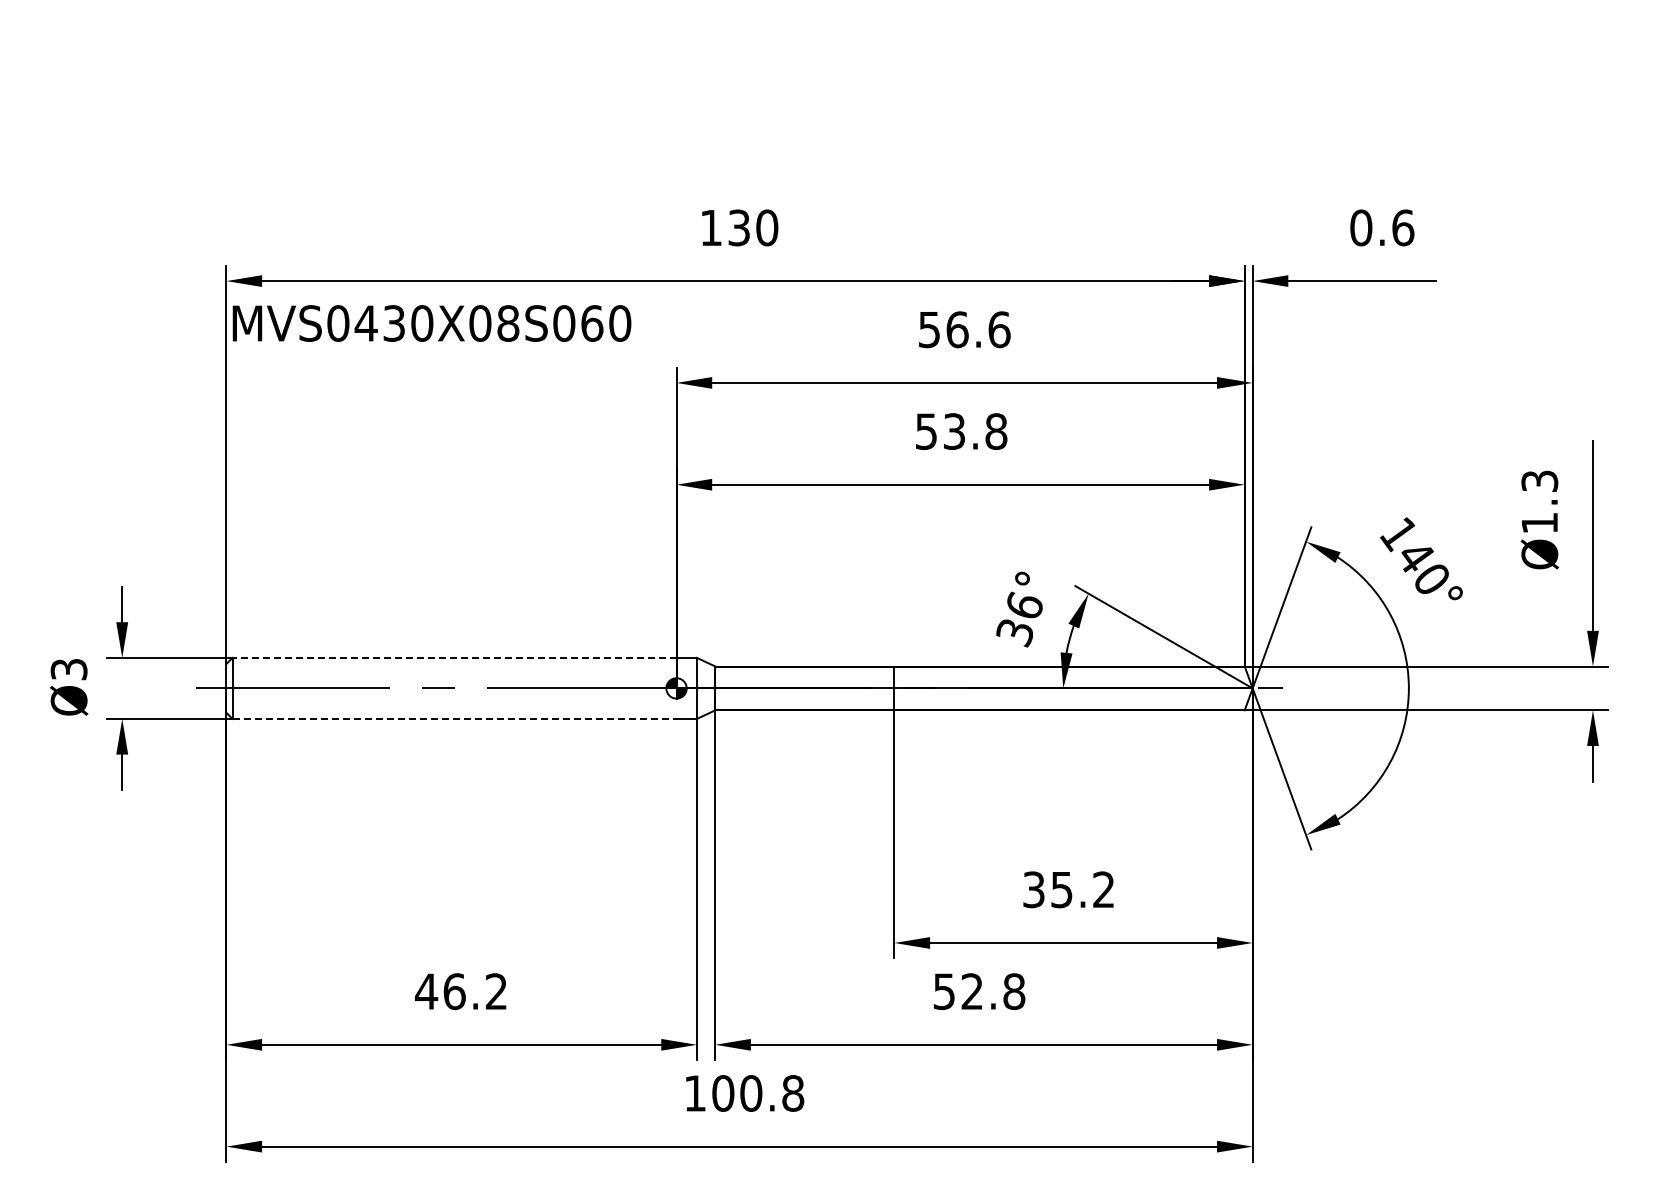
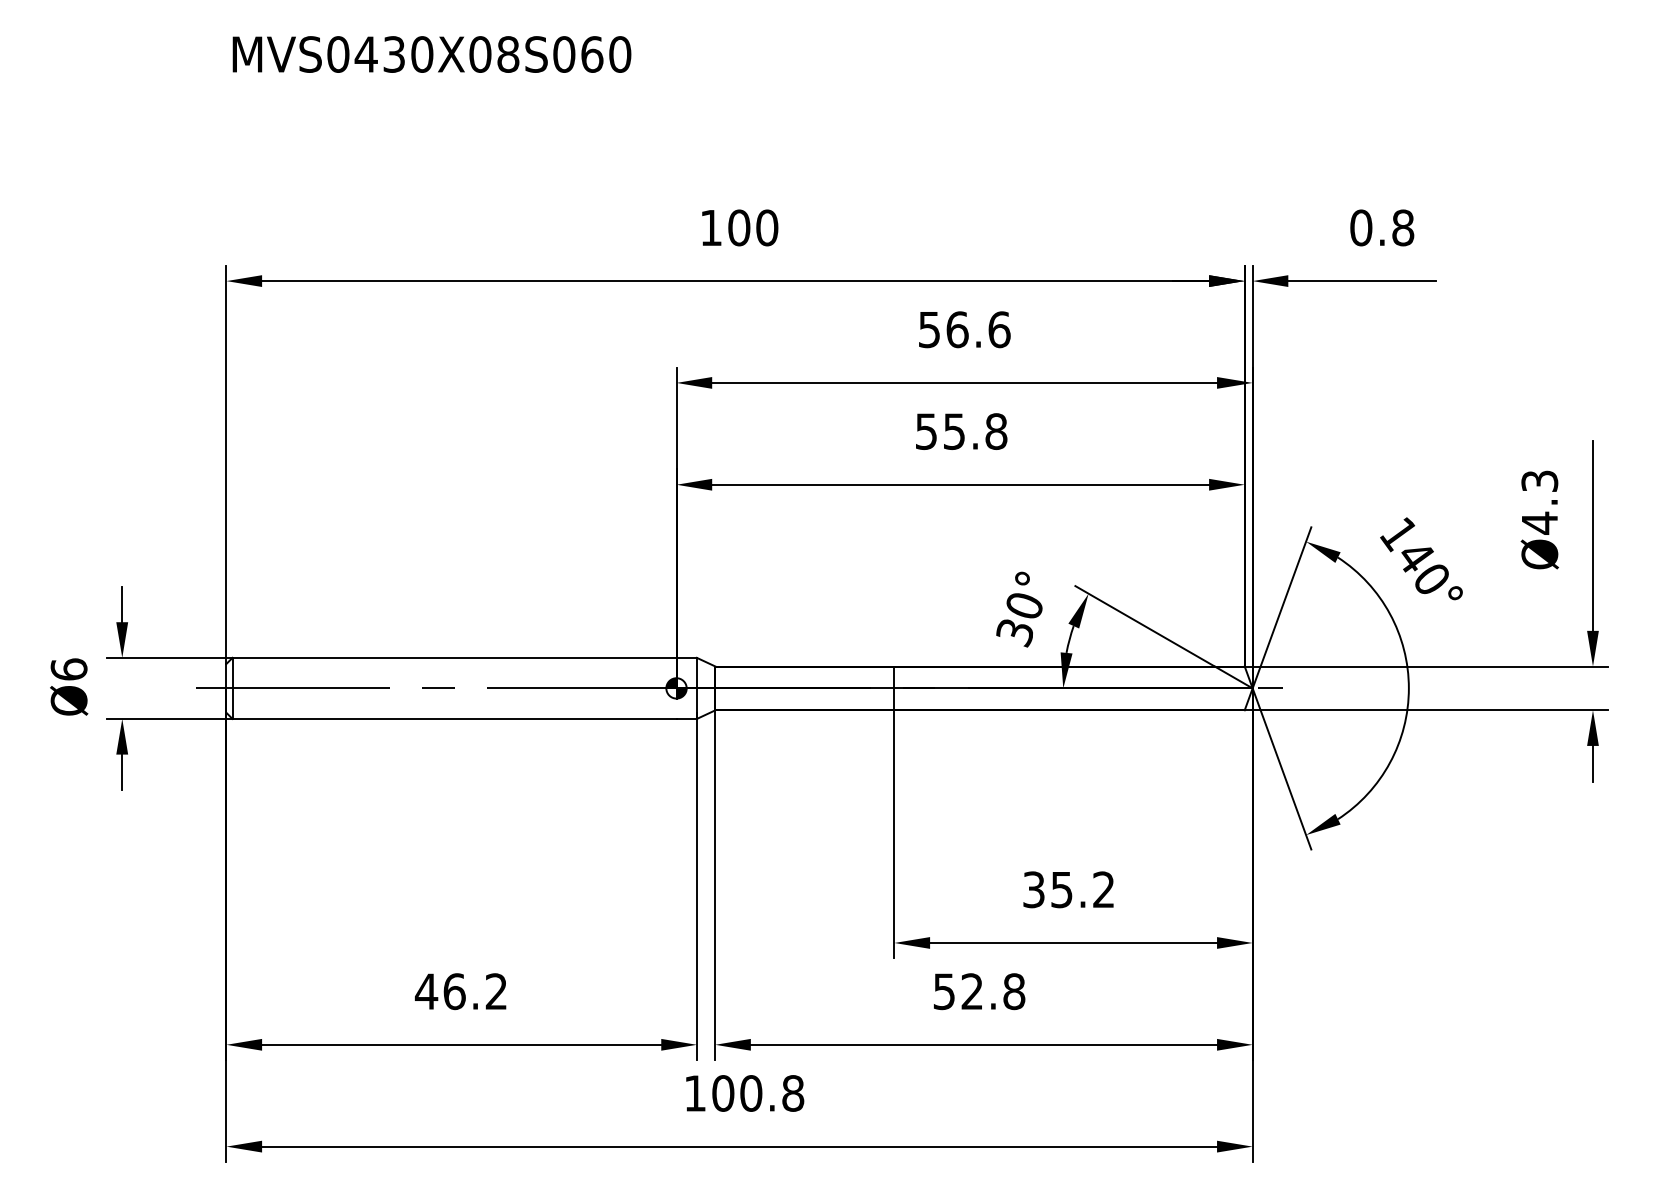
text: 130 -> 100 (739, 227)
text: 0.6 -> 0.8 (1403, 227)
text position: (431, 323) -> (431, 54) (431, 54)
text: 53.8 -> 55.8 (954, 431)
text: Ø1.3 -> Ø4.3 (1539, 522)
text: 36° -> 30° (1024, 604)
line: dashed -> solid (454, 657)
text: Ø3 -> Ø6 (68, 669)
line: dashed -> solid (454, 718)
